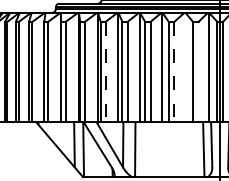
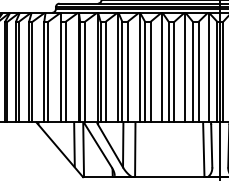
line: none -> present (185, 67)
line: none -> present (198, 71)
line: dashed -> solid (105, 72)
line: dashed -> solid (174, 72)
